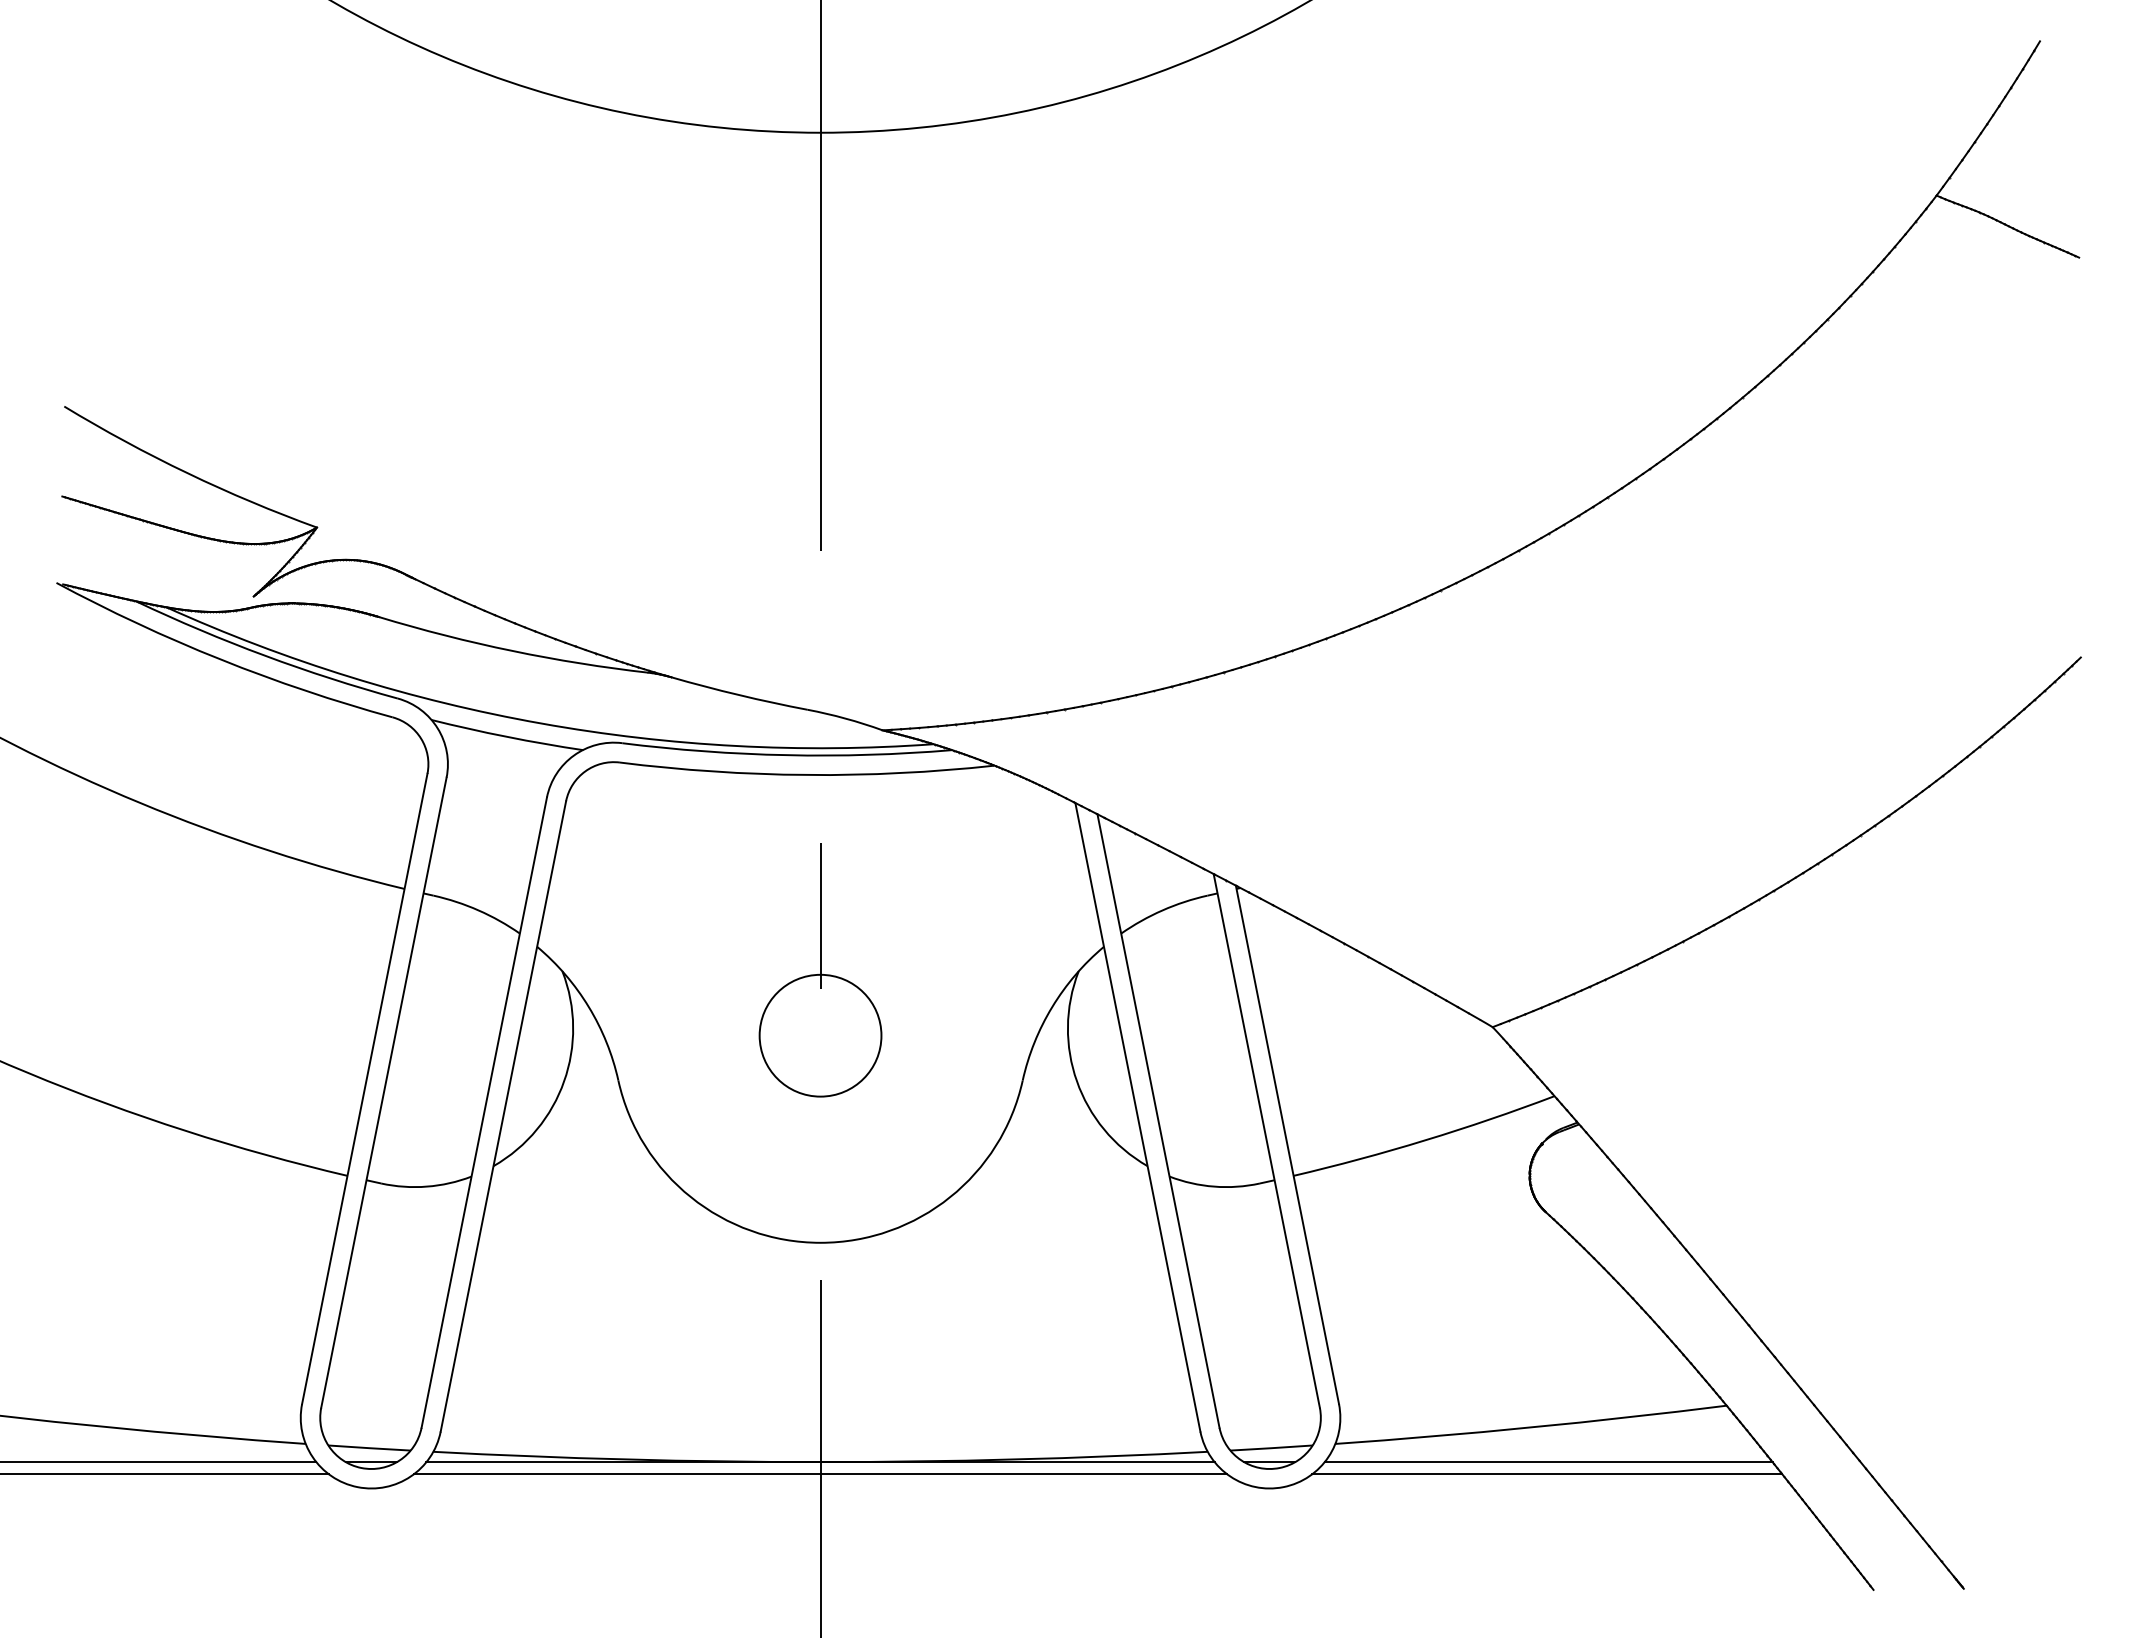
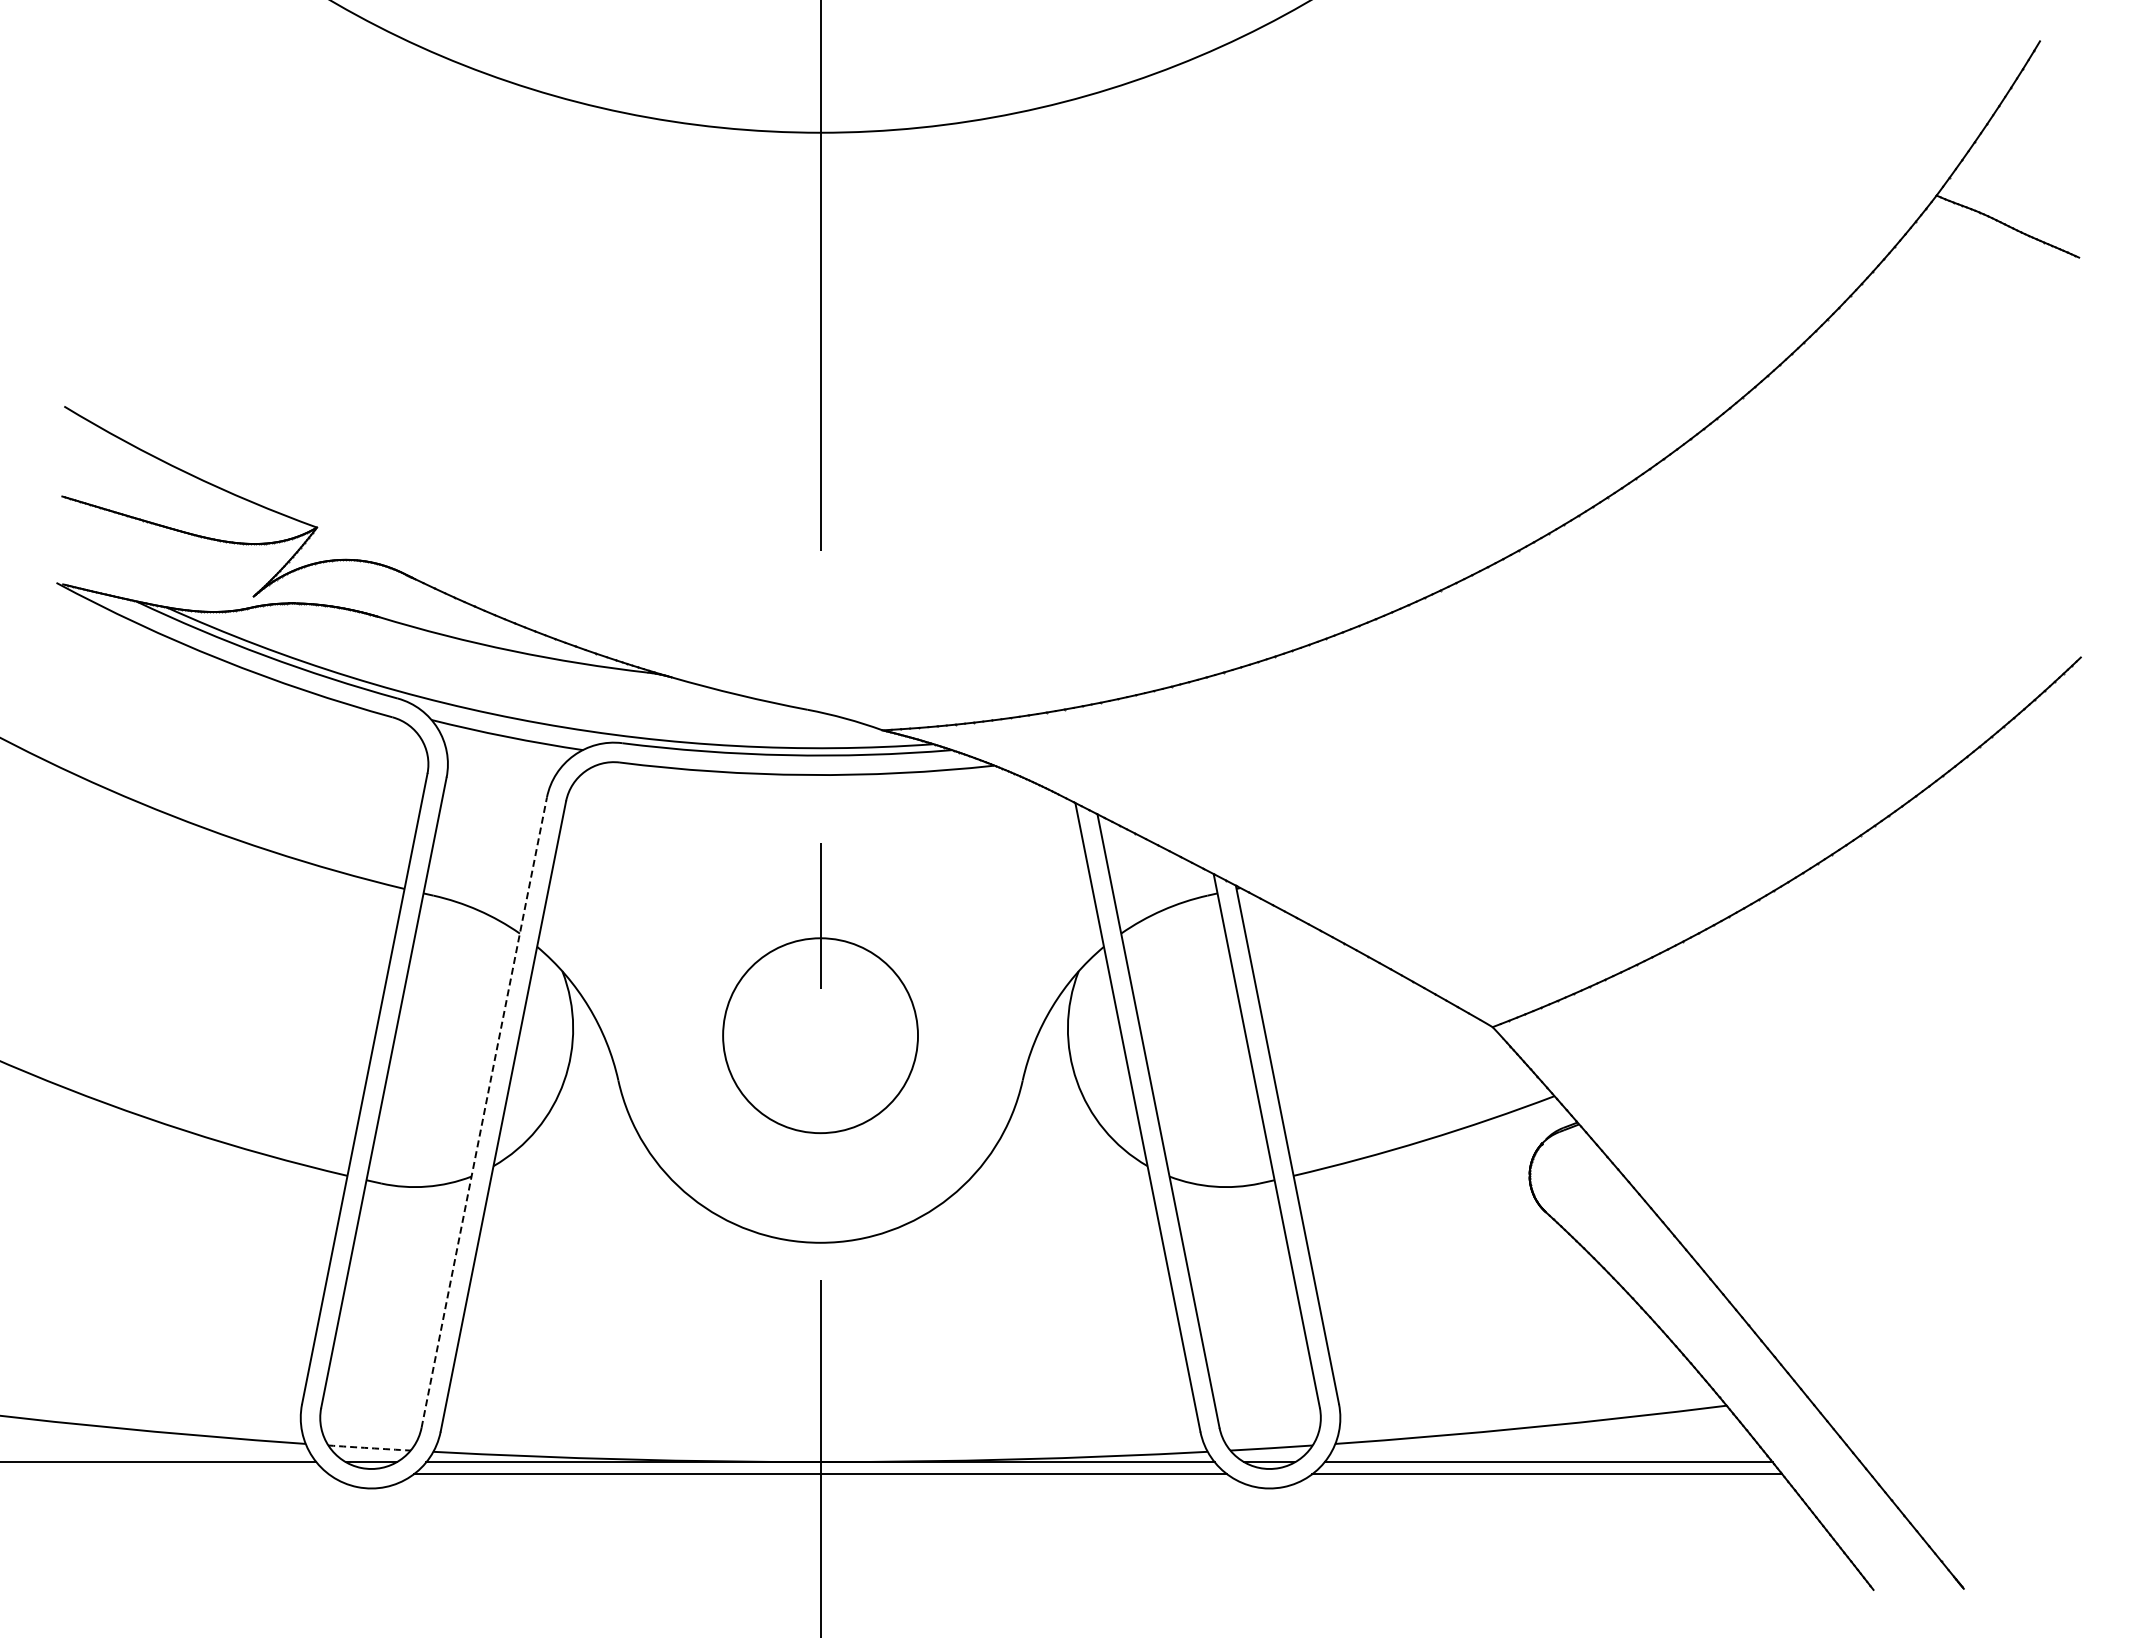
circle diameter: 122 px -> 195 px (820, 1035)
line: solid -> dashed (484, 1112)
arc: solid -> dashed (369, 1448)
line: present -> none (165, 1474)
